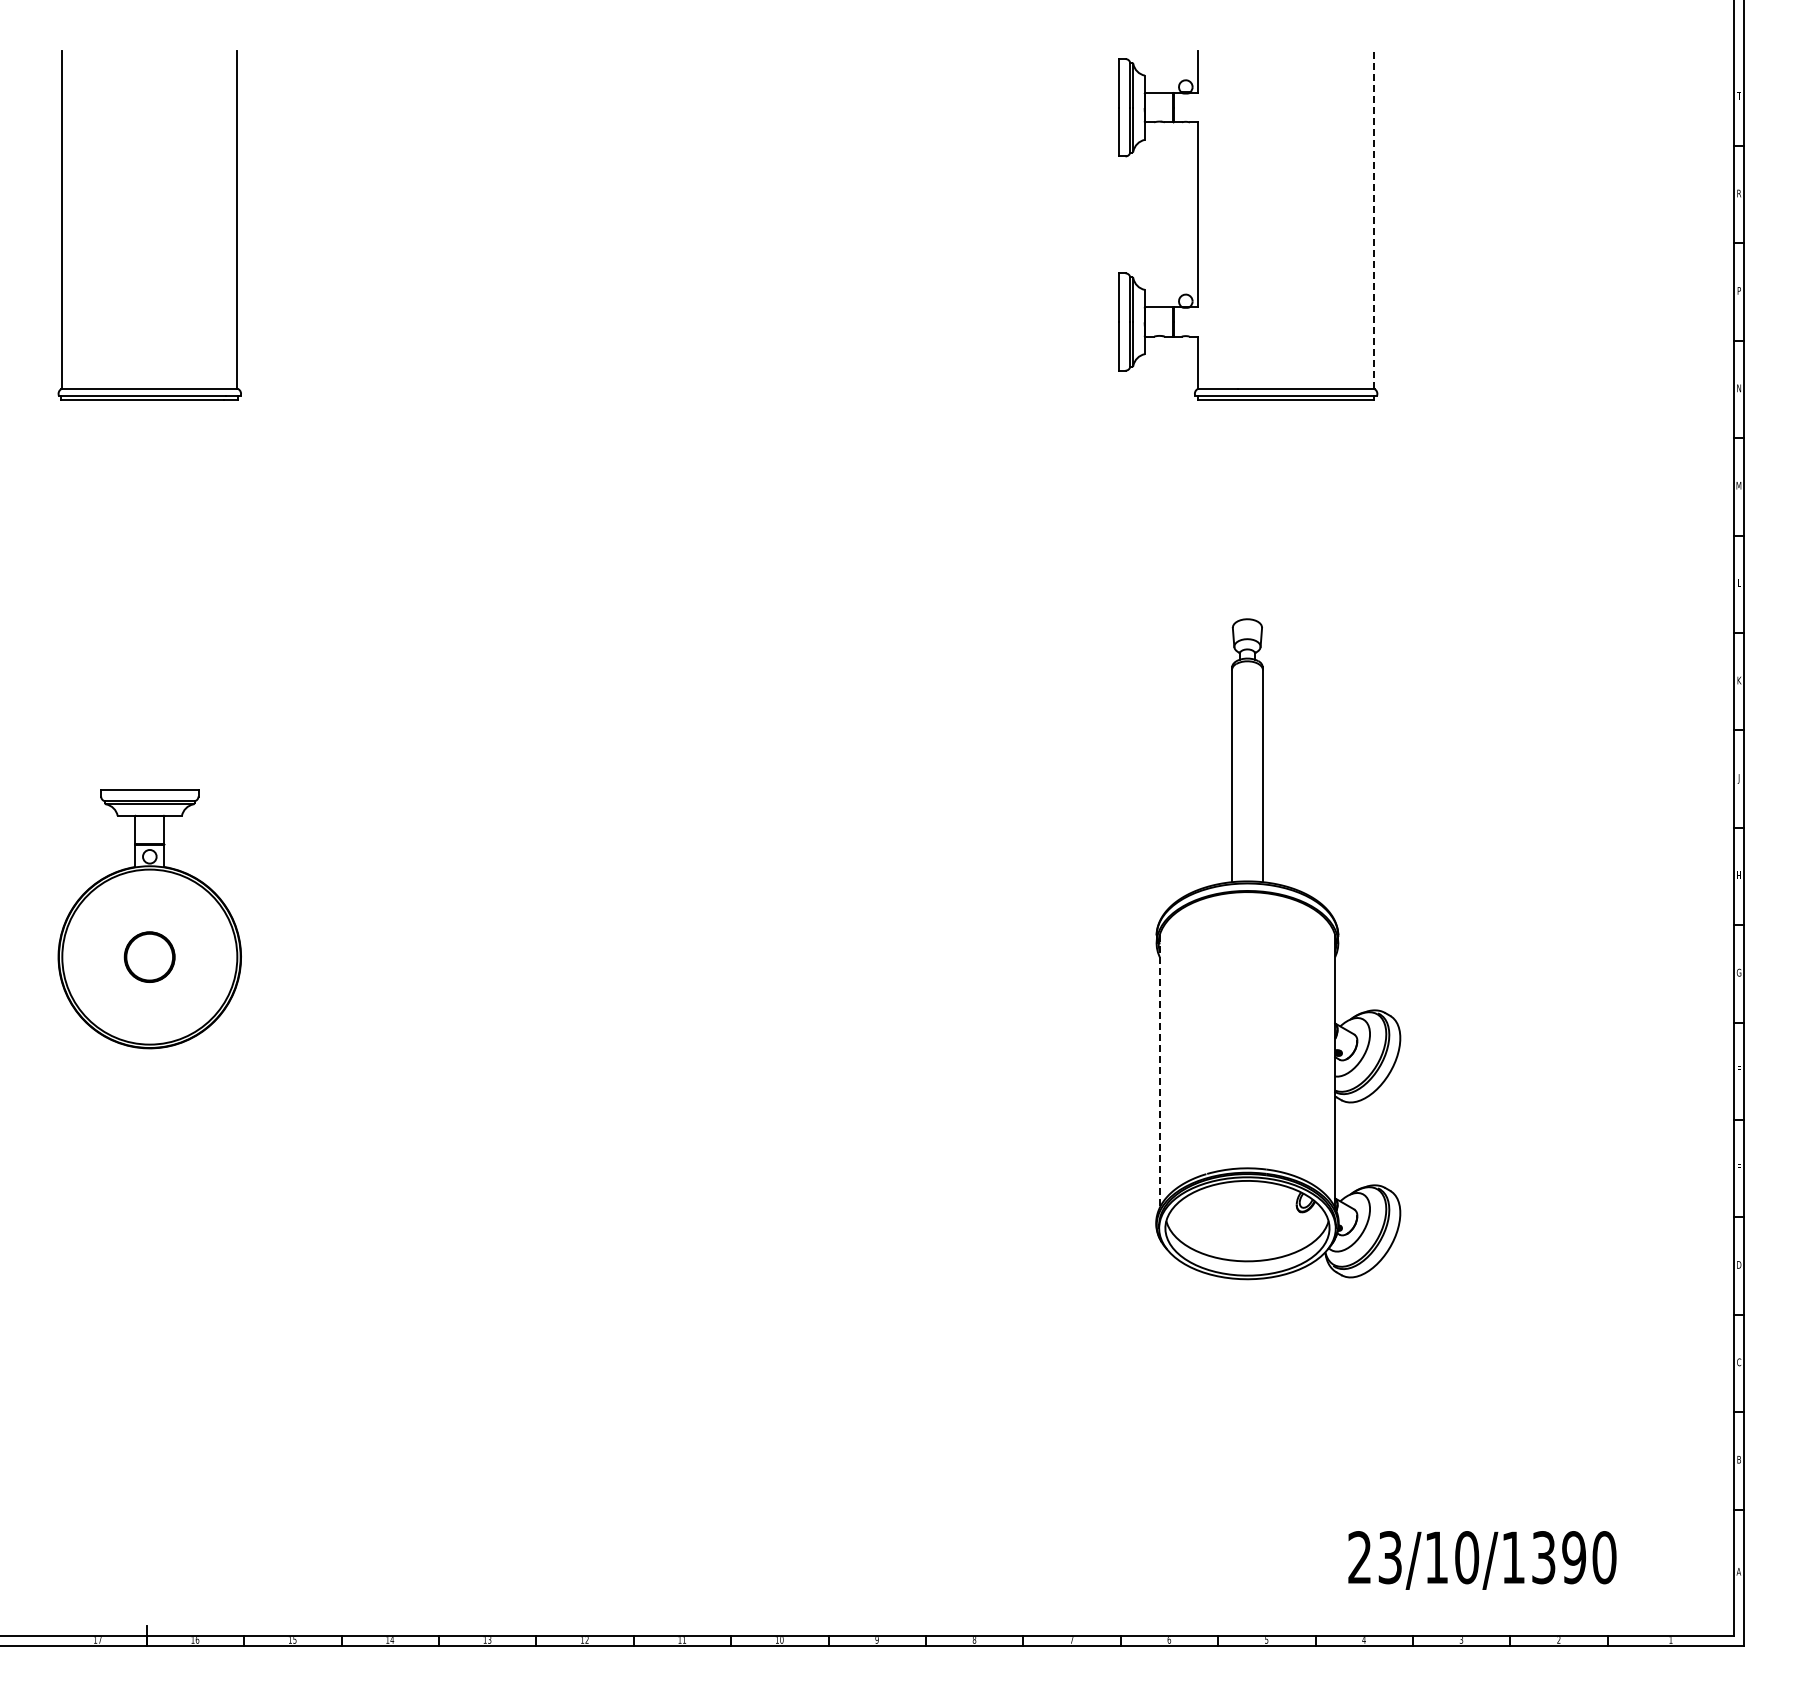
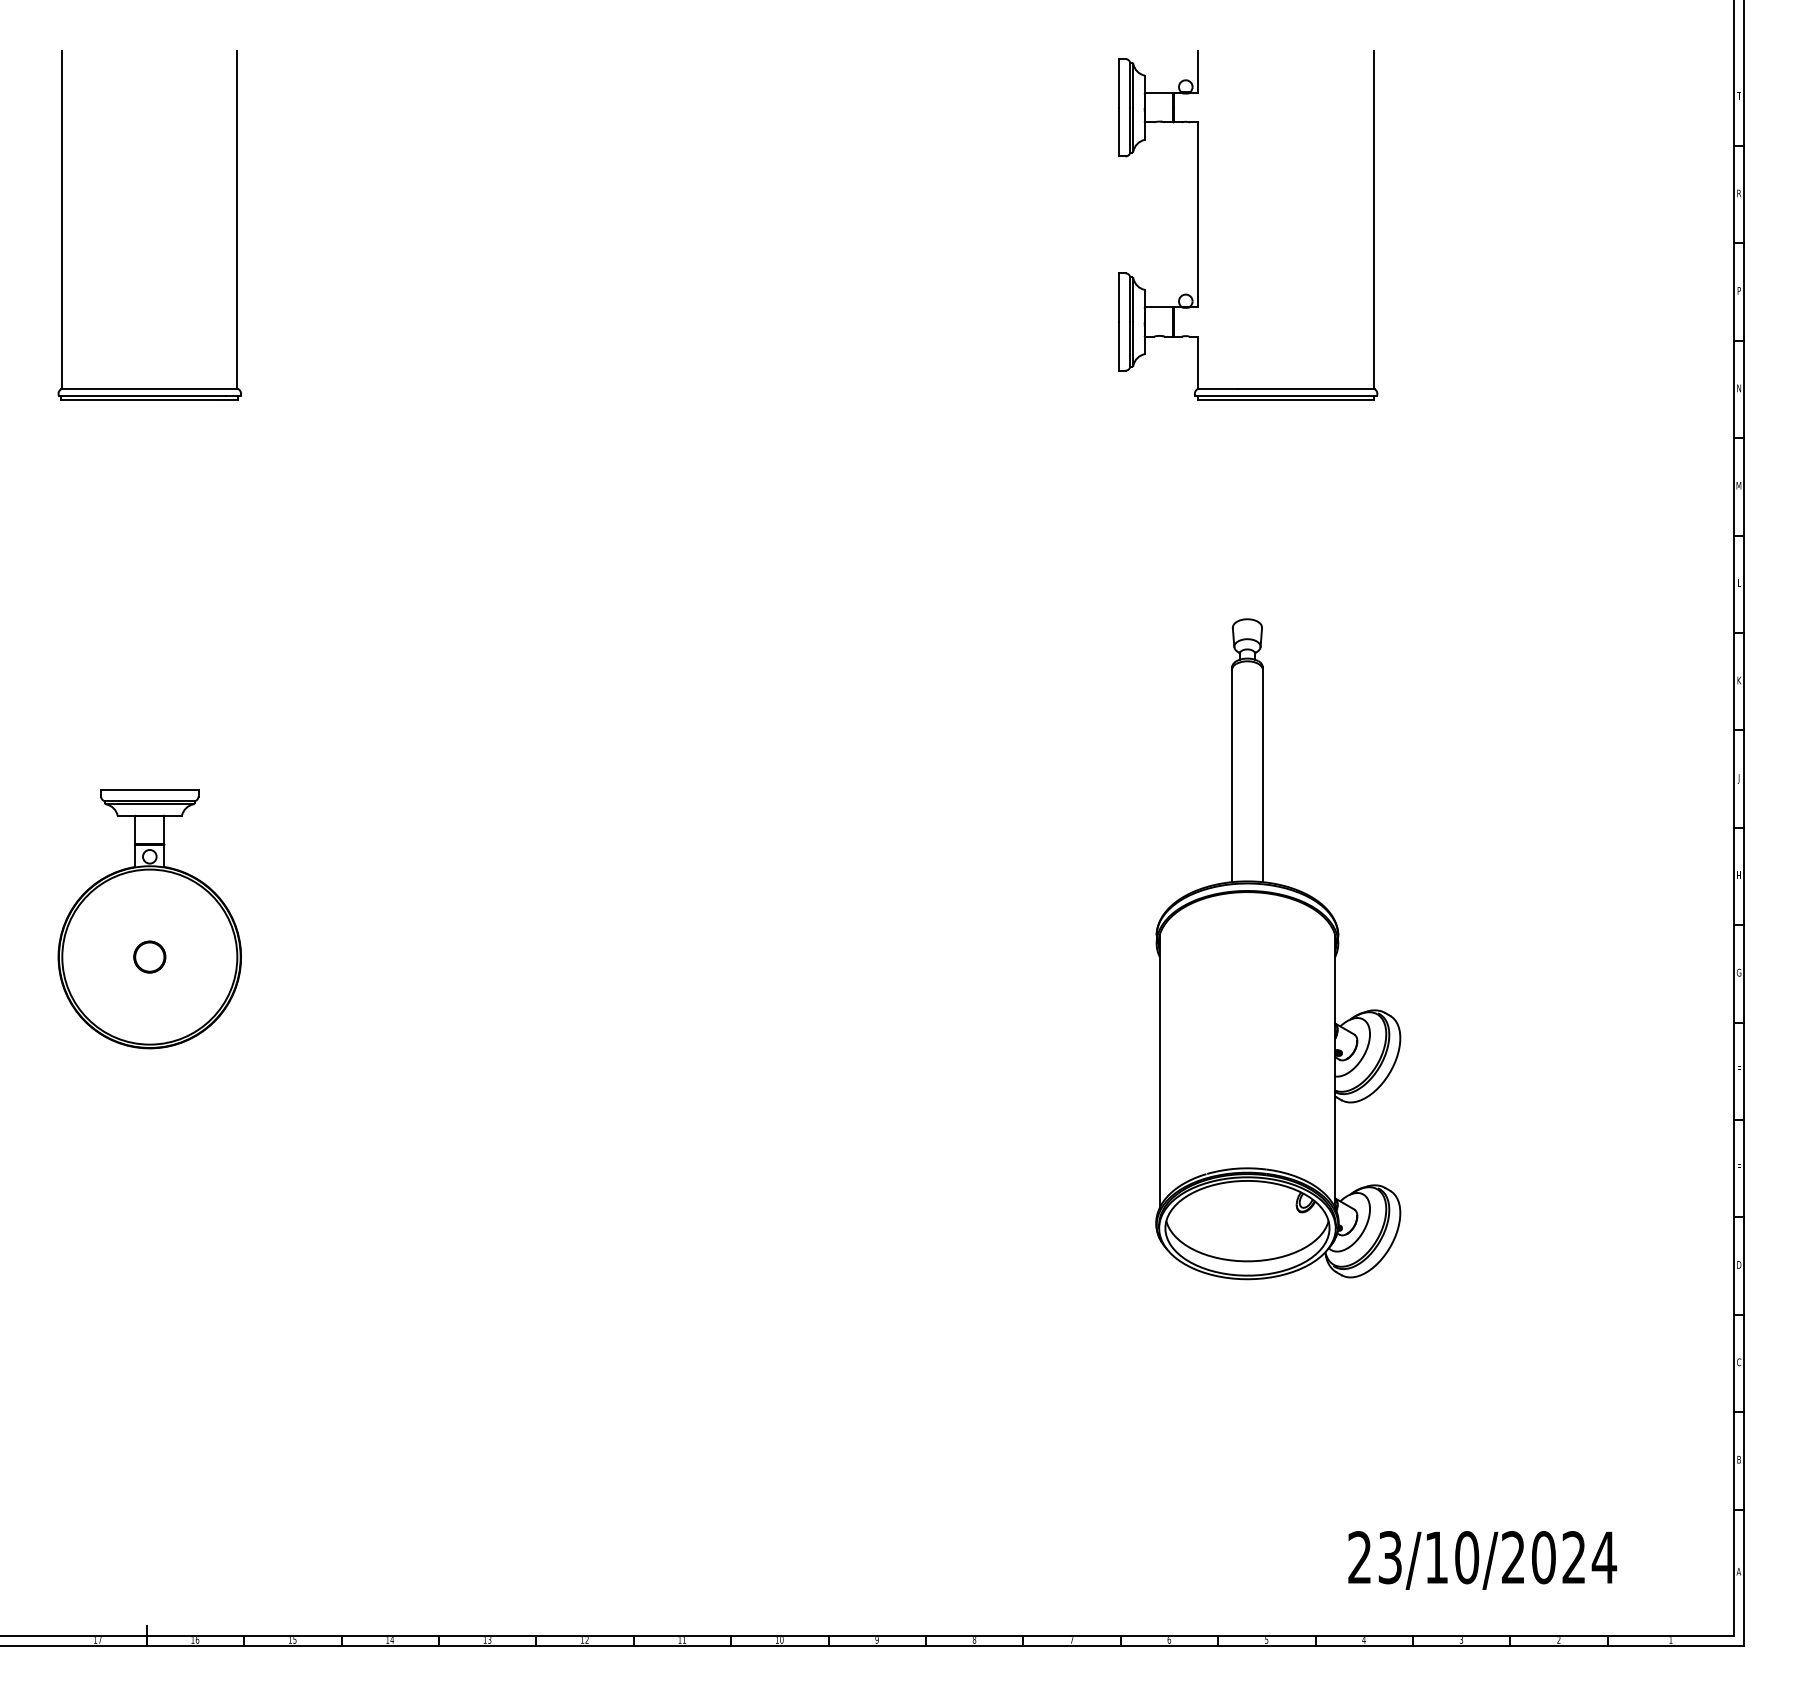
line: dashed -> solid (1373, 219)
circle size: 53x52 px -> 34x34 px (149, 956)
line: dashed -> solid (1159, 1071)
text: 23/10/1390 -> 23/10/2024 (1559, 1557)
